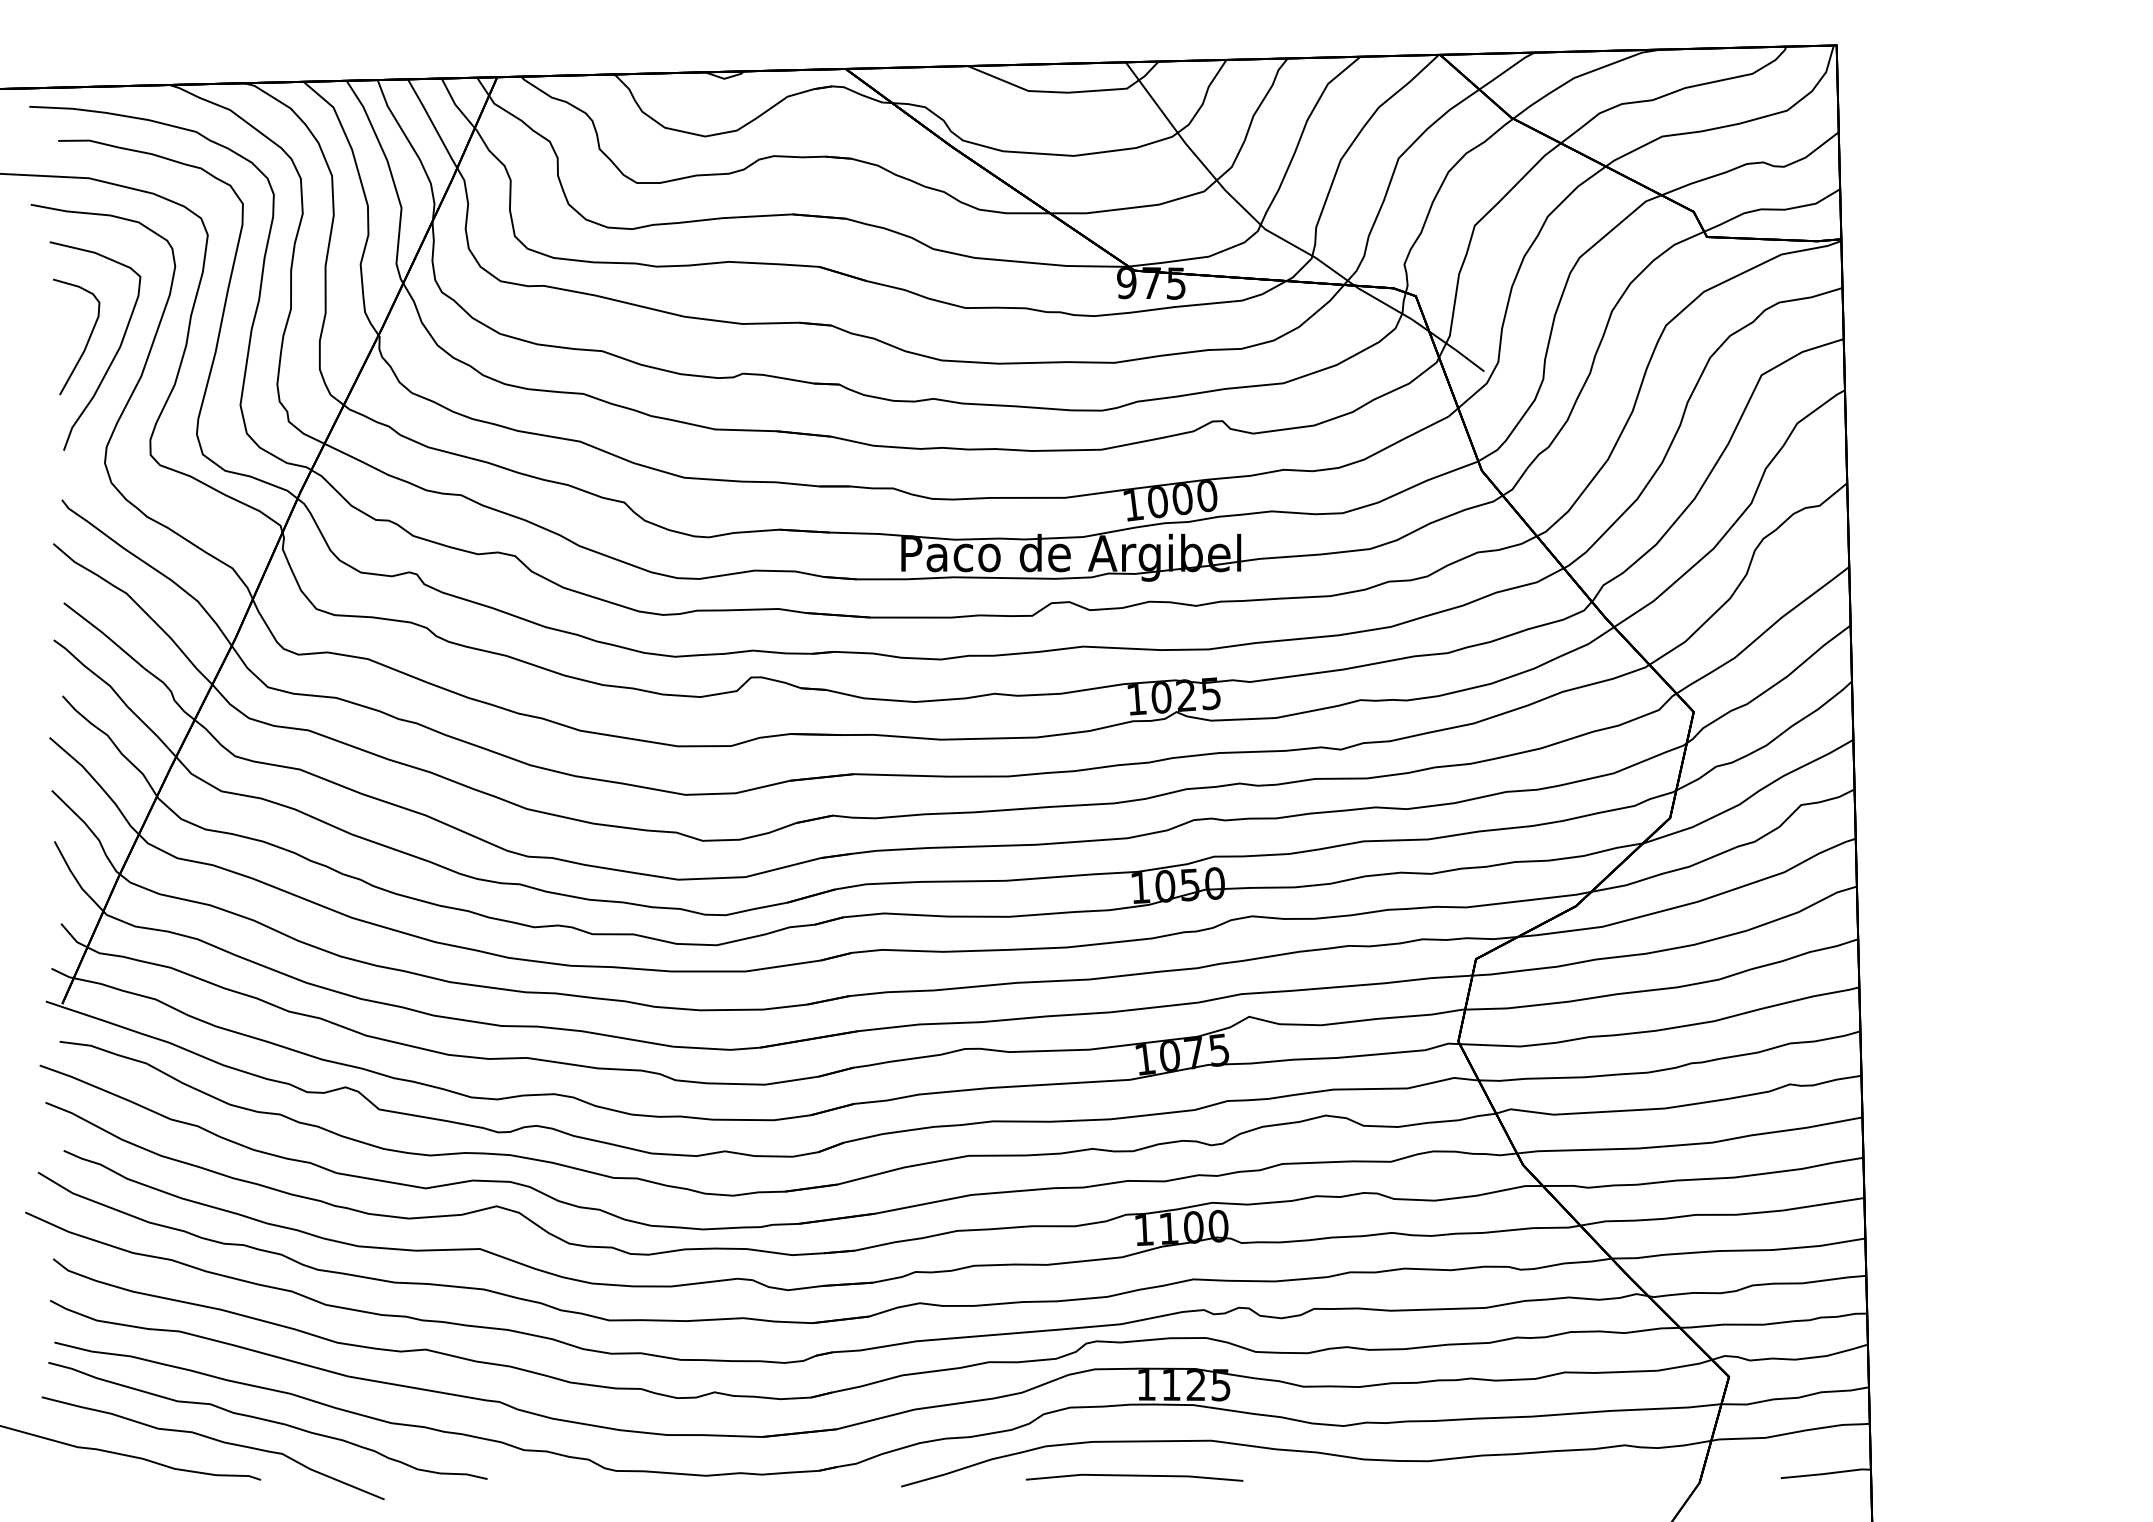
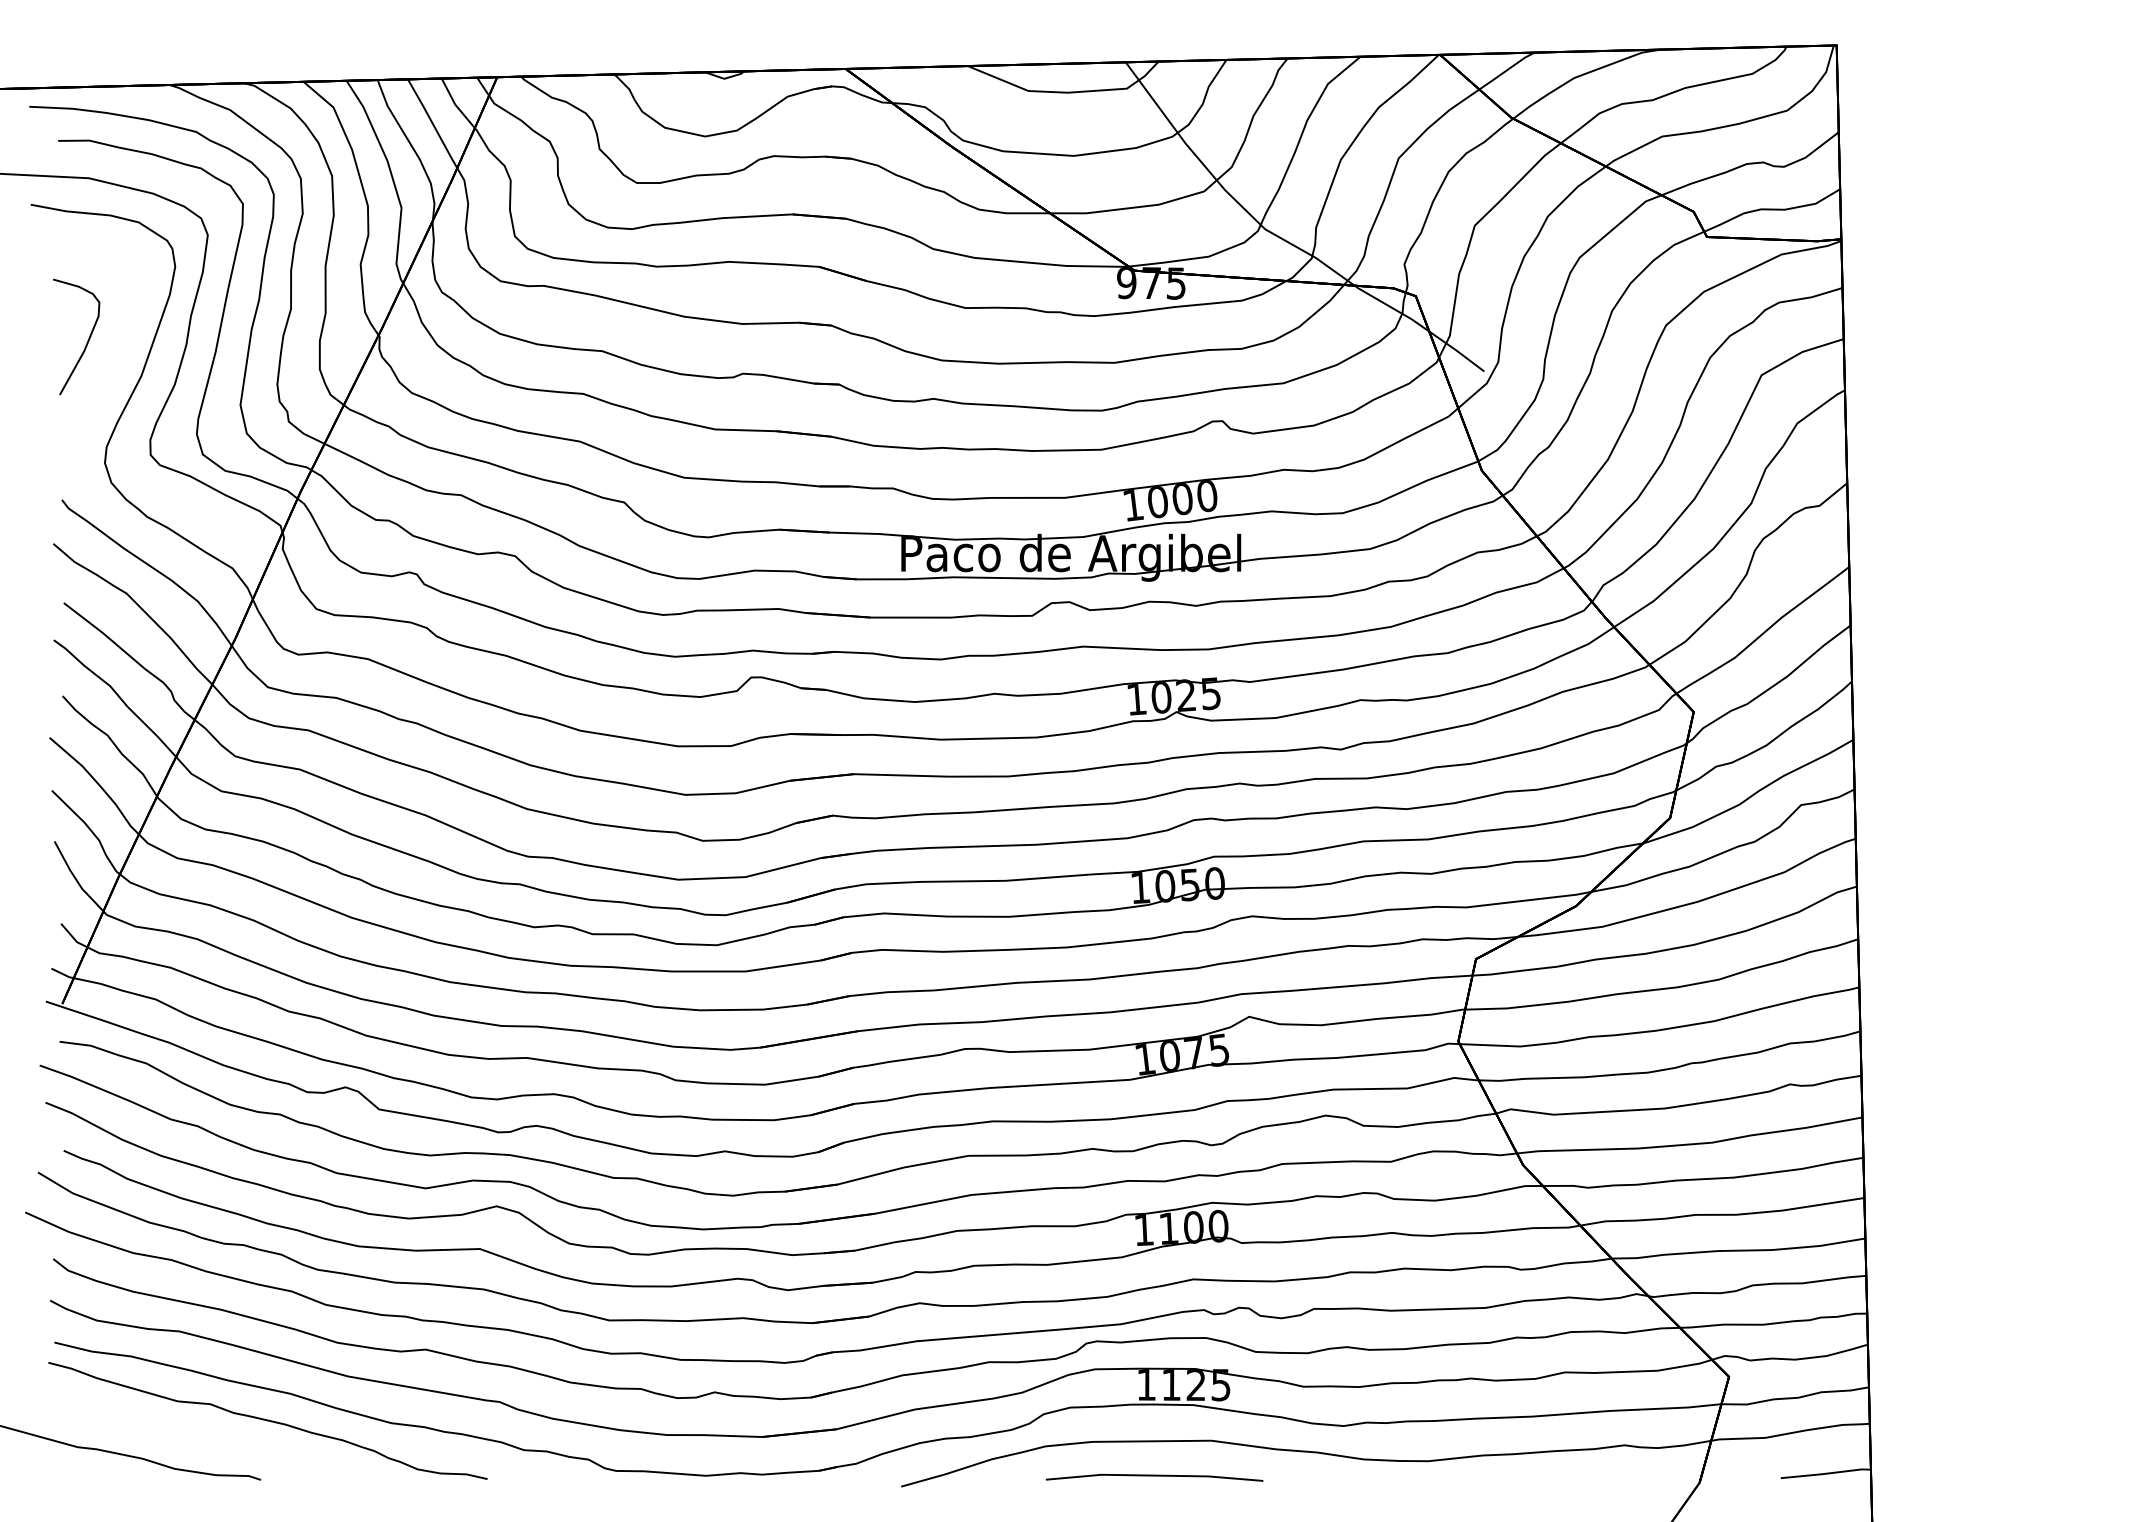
curve: present -> none (114, 355)
curve: present -> none (214, 1440)
line position: (1134, 1476) -> (1154, 1476) (1154, 1476)
